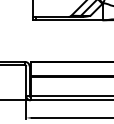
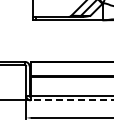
line: solid -> dashed (71, 100)
